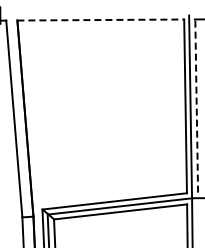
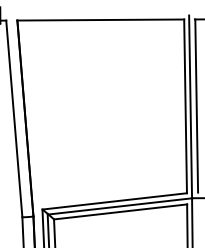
line: dashed -> solid (101, 20)
line: dashed -> solid (196, 106)
